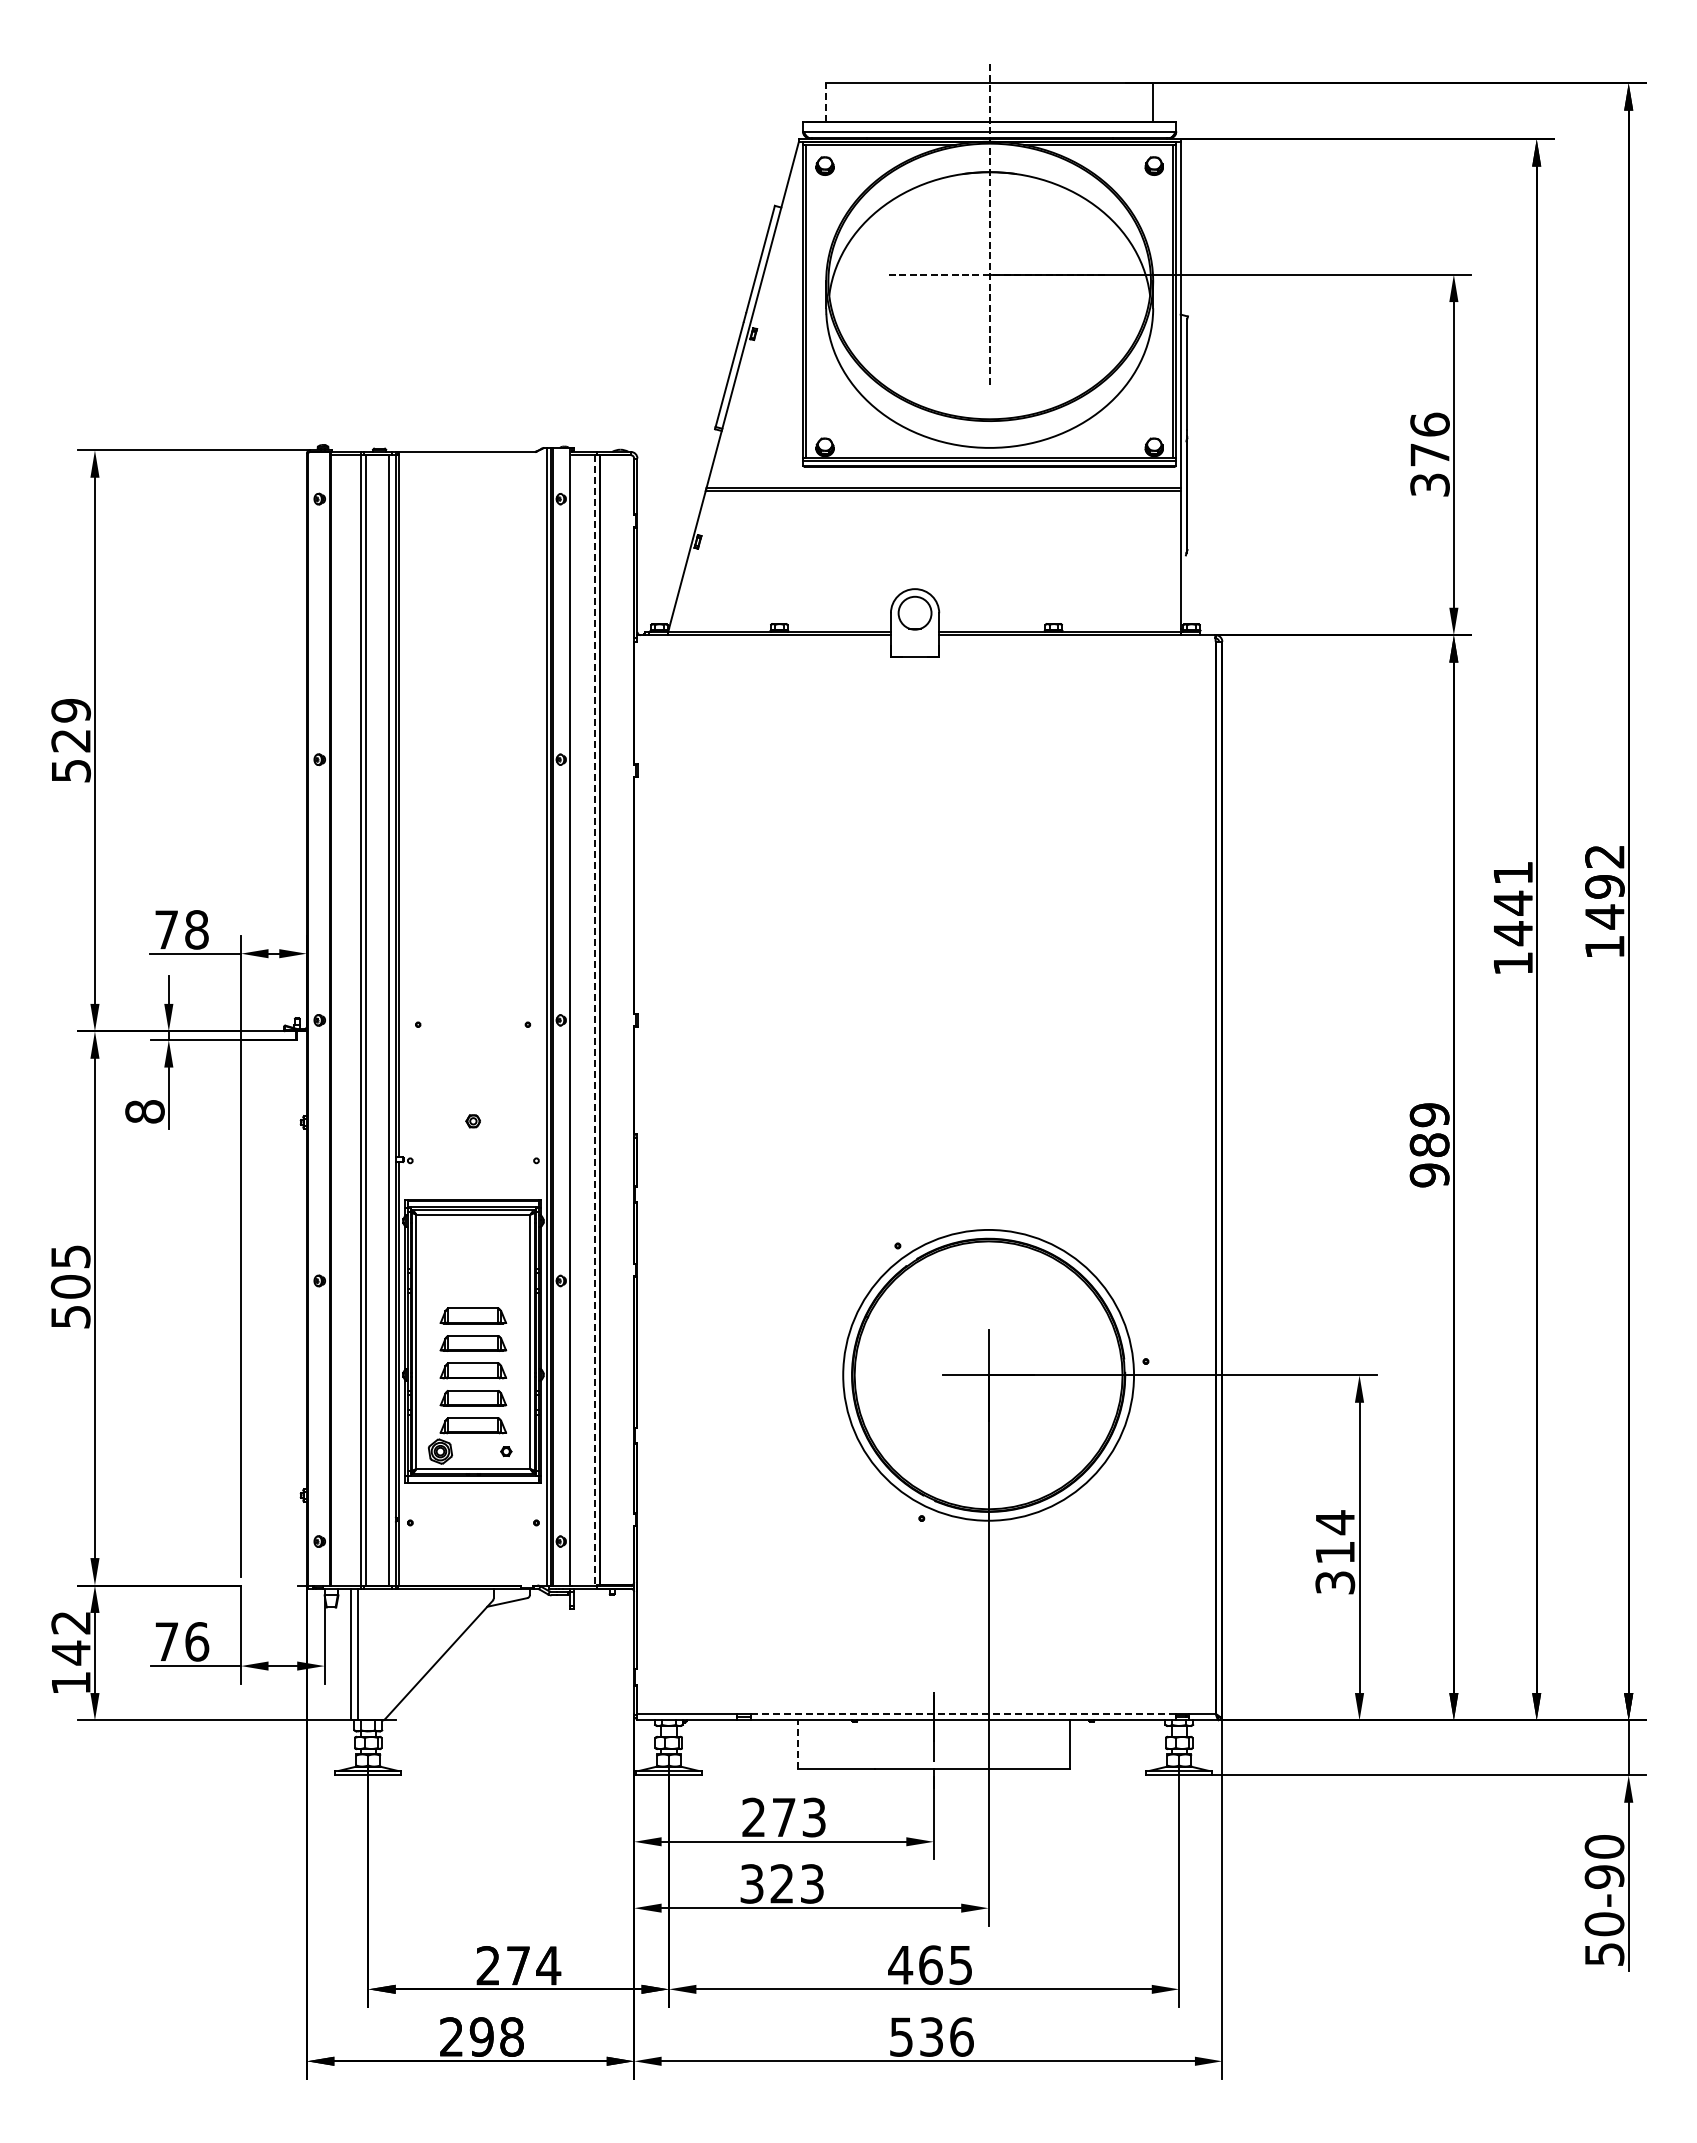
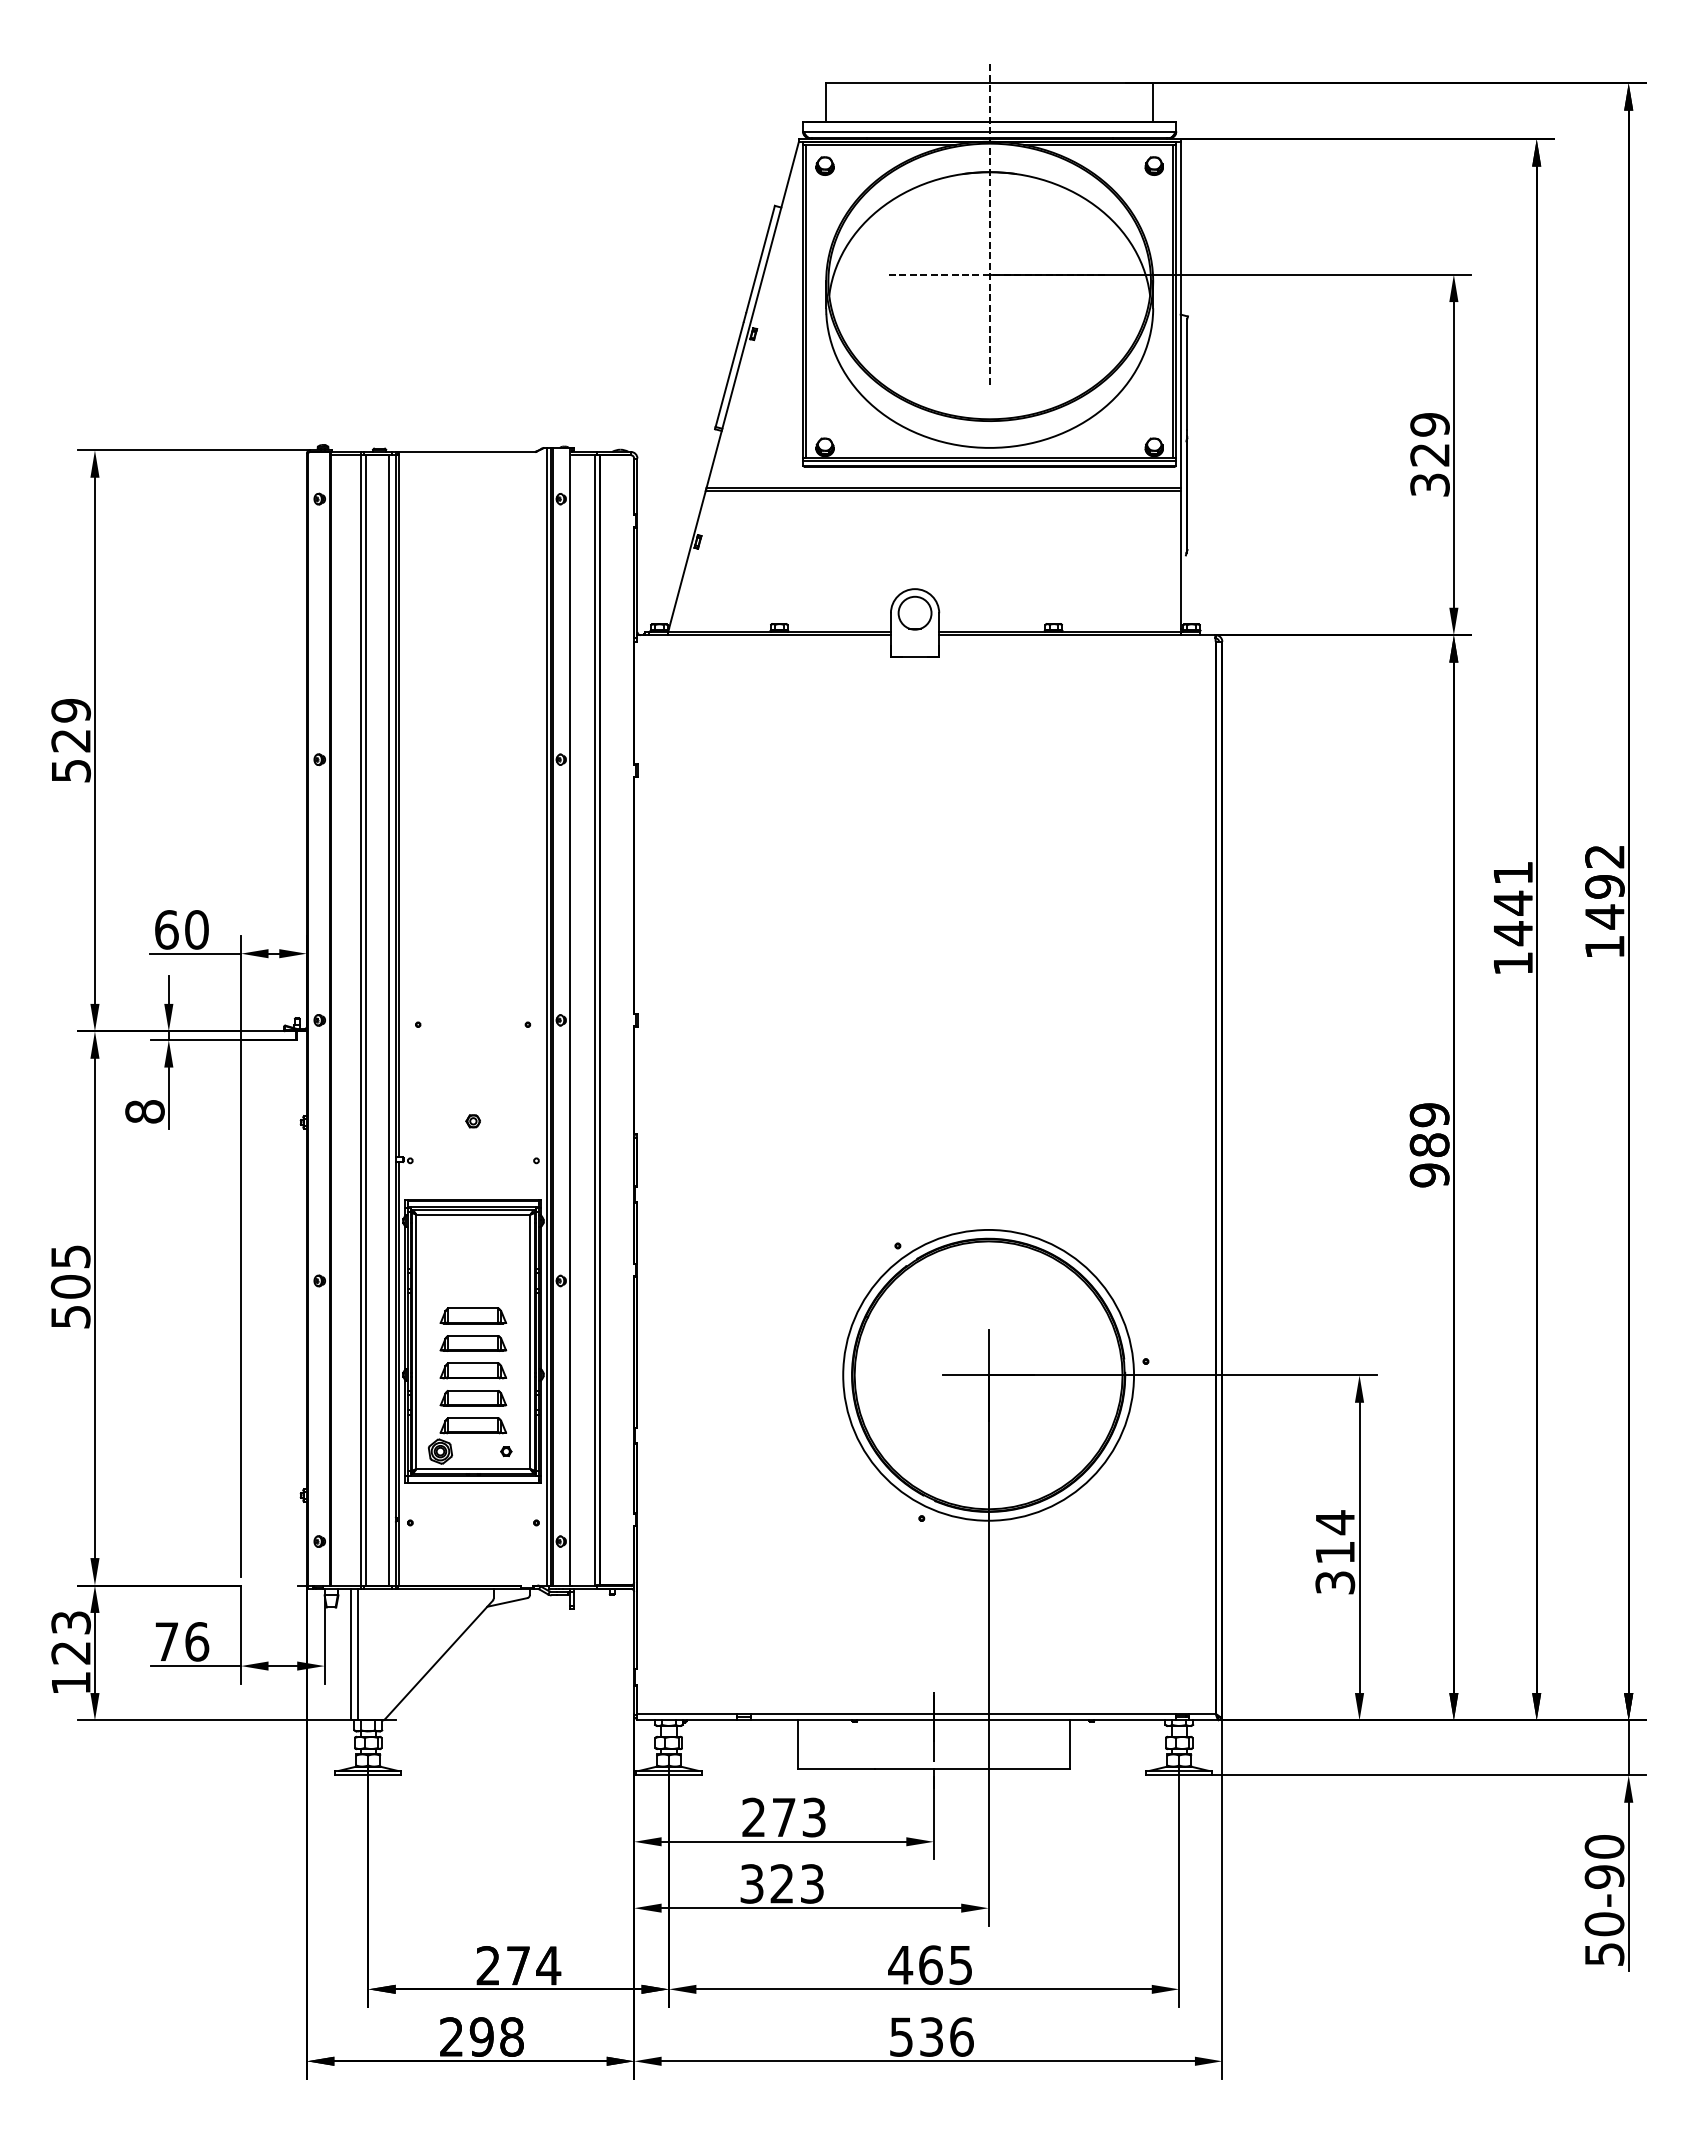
line: dashed -> solid (826, 101)
text: 376 -> 329 (1429, 439)
text: 78 -> 60 (181, 929)
line: dashed -> solid (595, 1020)
text: 142 -> 123 (70, 1638)
line: dashed -> solid (963, 1713)
line: dashed -> solid (797, 1744)
